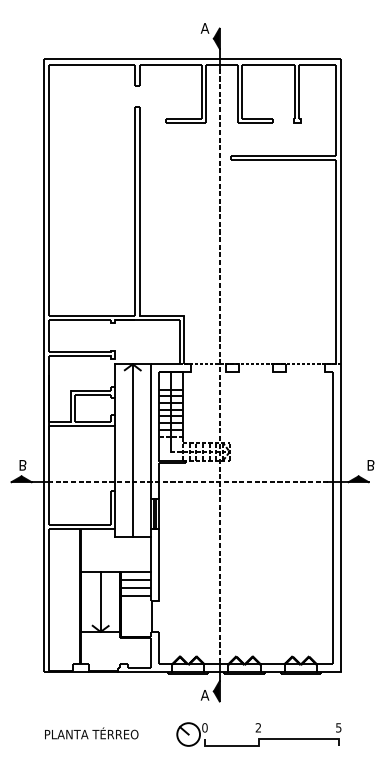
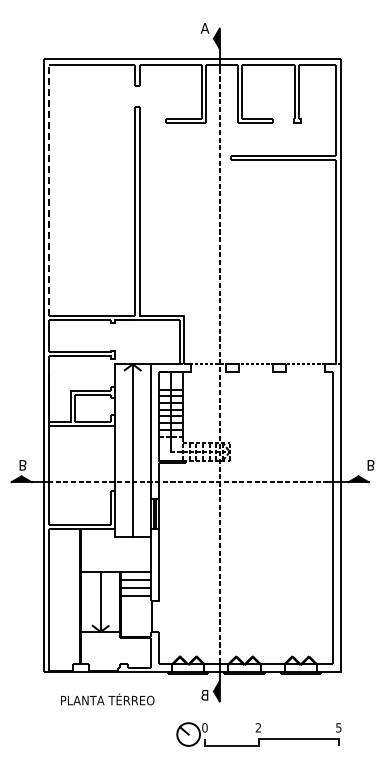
line: solid -> dashed (49, 190)
text: A -> B (204, 695)
text position: (91, 733) -> (107, 699) (107, 699)
